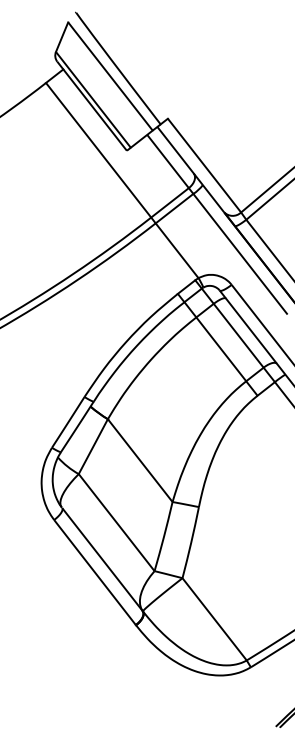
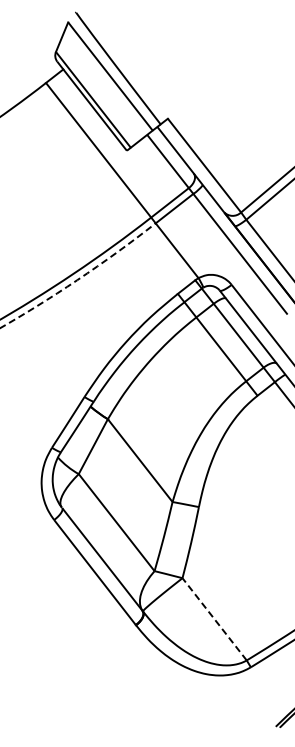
arc: solid -> dashed (79, 278)
line: solid -> dashed (214, 618)
